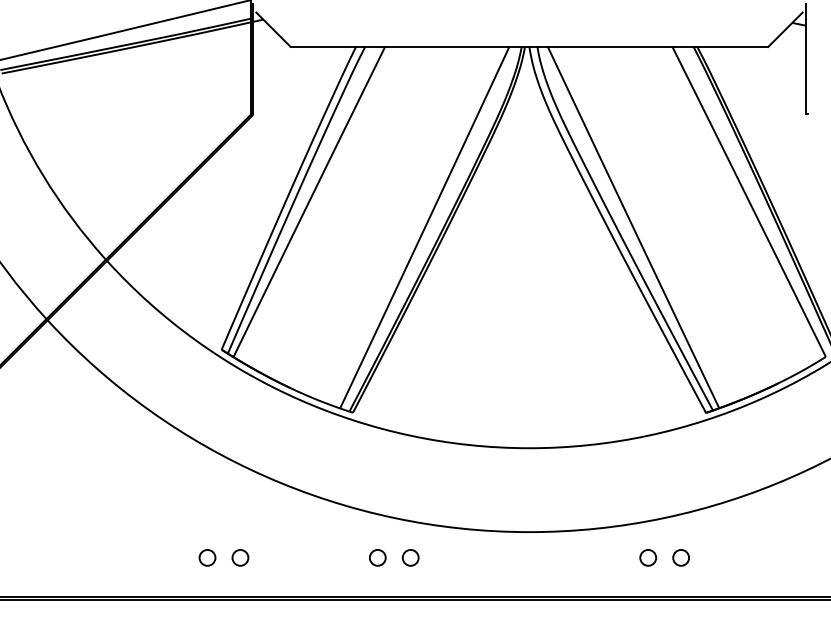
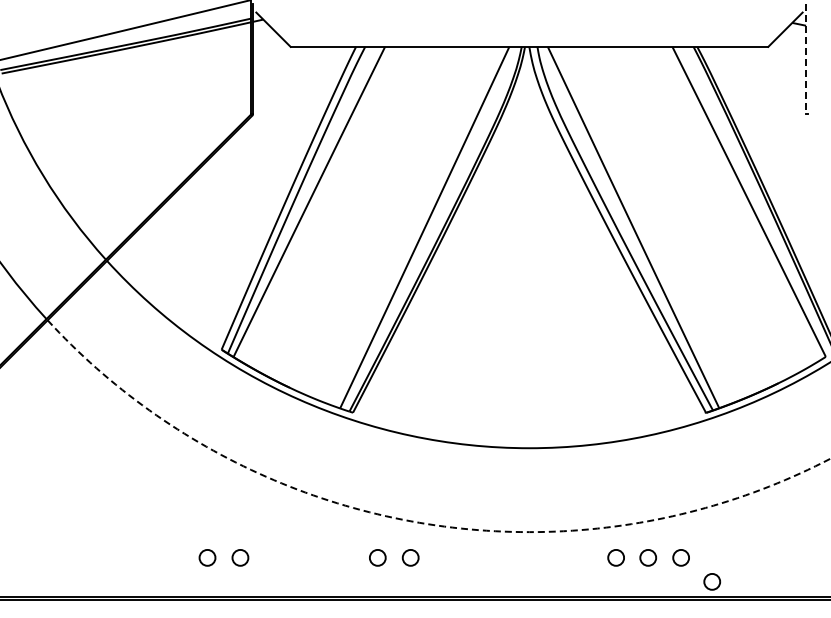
line: solid -> dashed (806, 59)
arc: solid -> dashed (417, 522)
circle: none -> present (615, 557)
circle: none -> present (711, 581)
